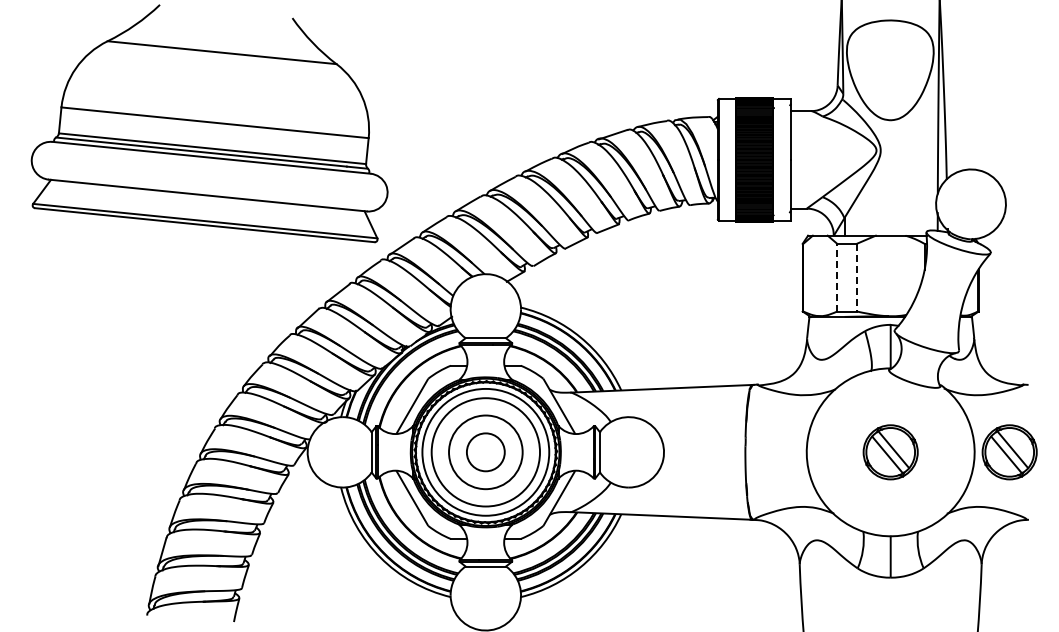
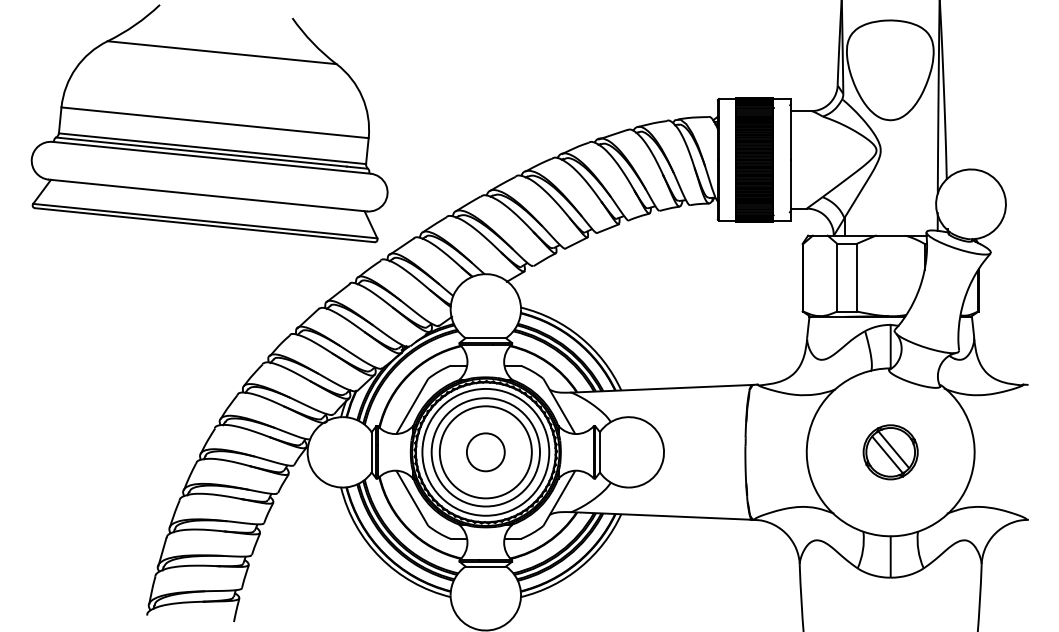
line: dashed -> solid (837, 277)
line: dashed -> solid (856, 277)
circle diameter: 74 px -> 92 px (485, 452)
part: present -> none (1009, 452)
